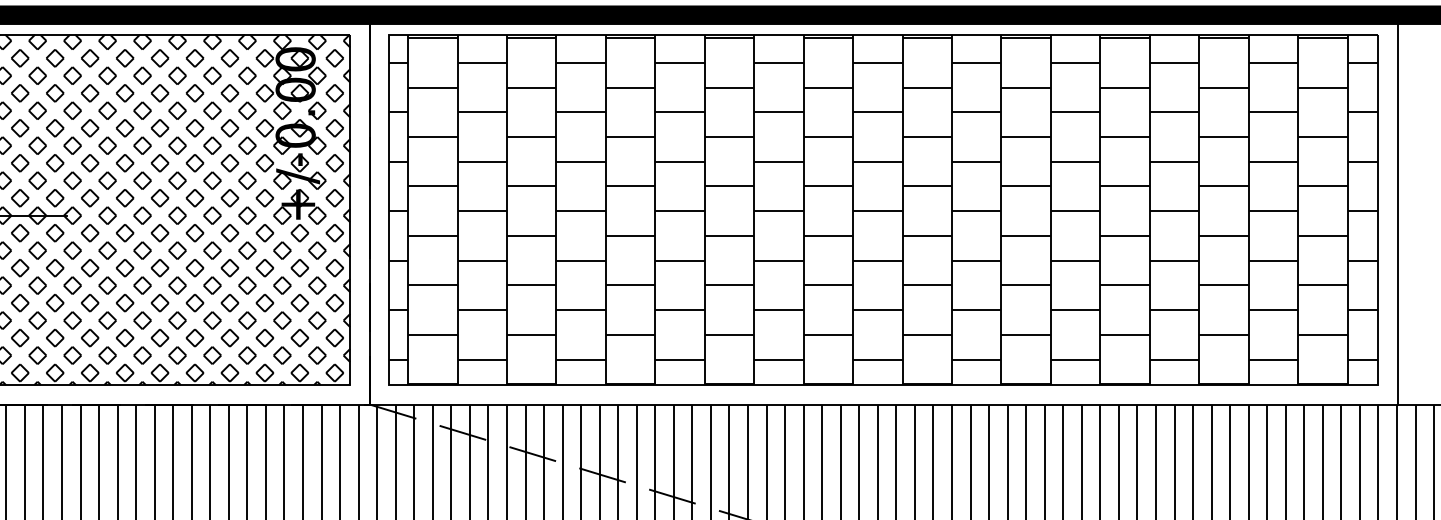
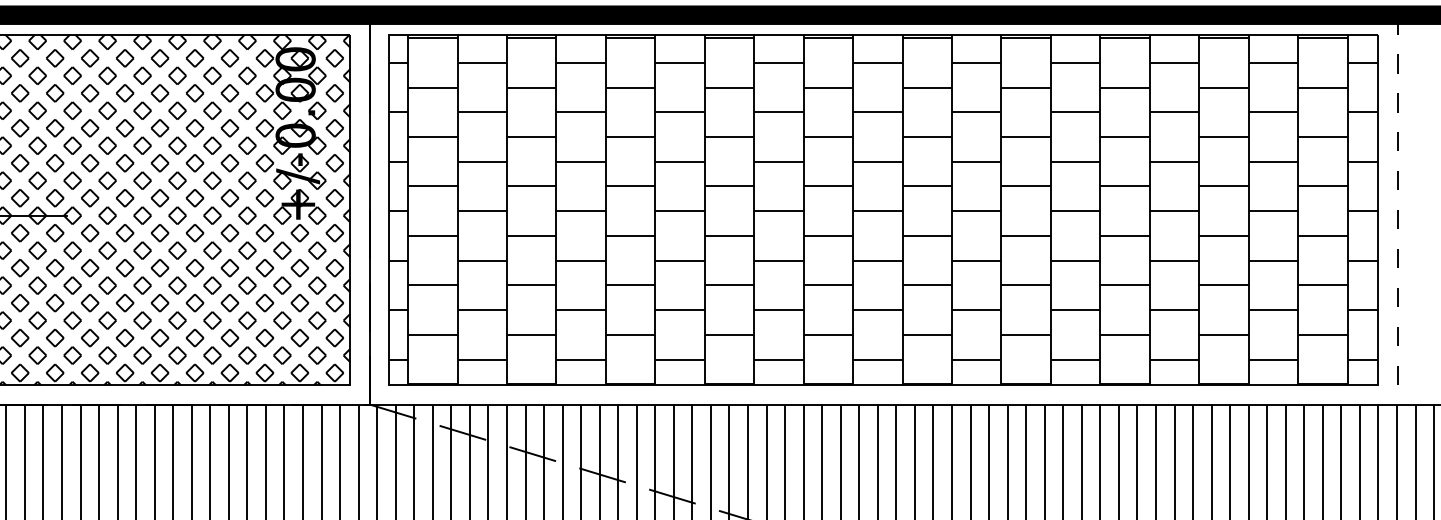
line: solid -> dashed (1397, 209)
